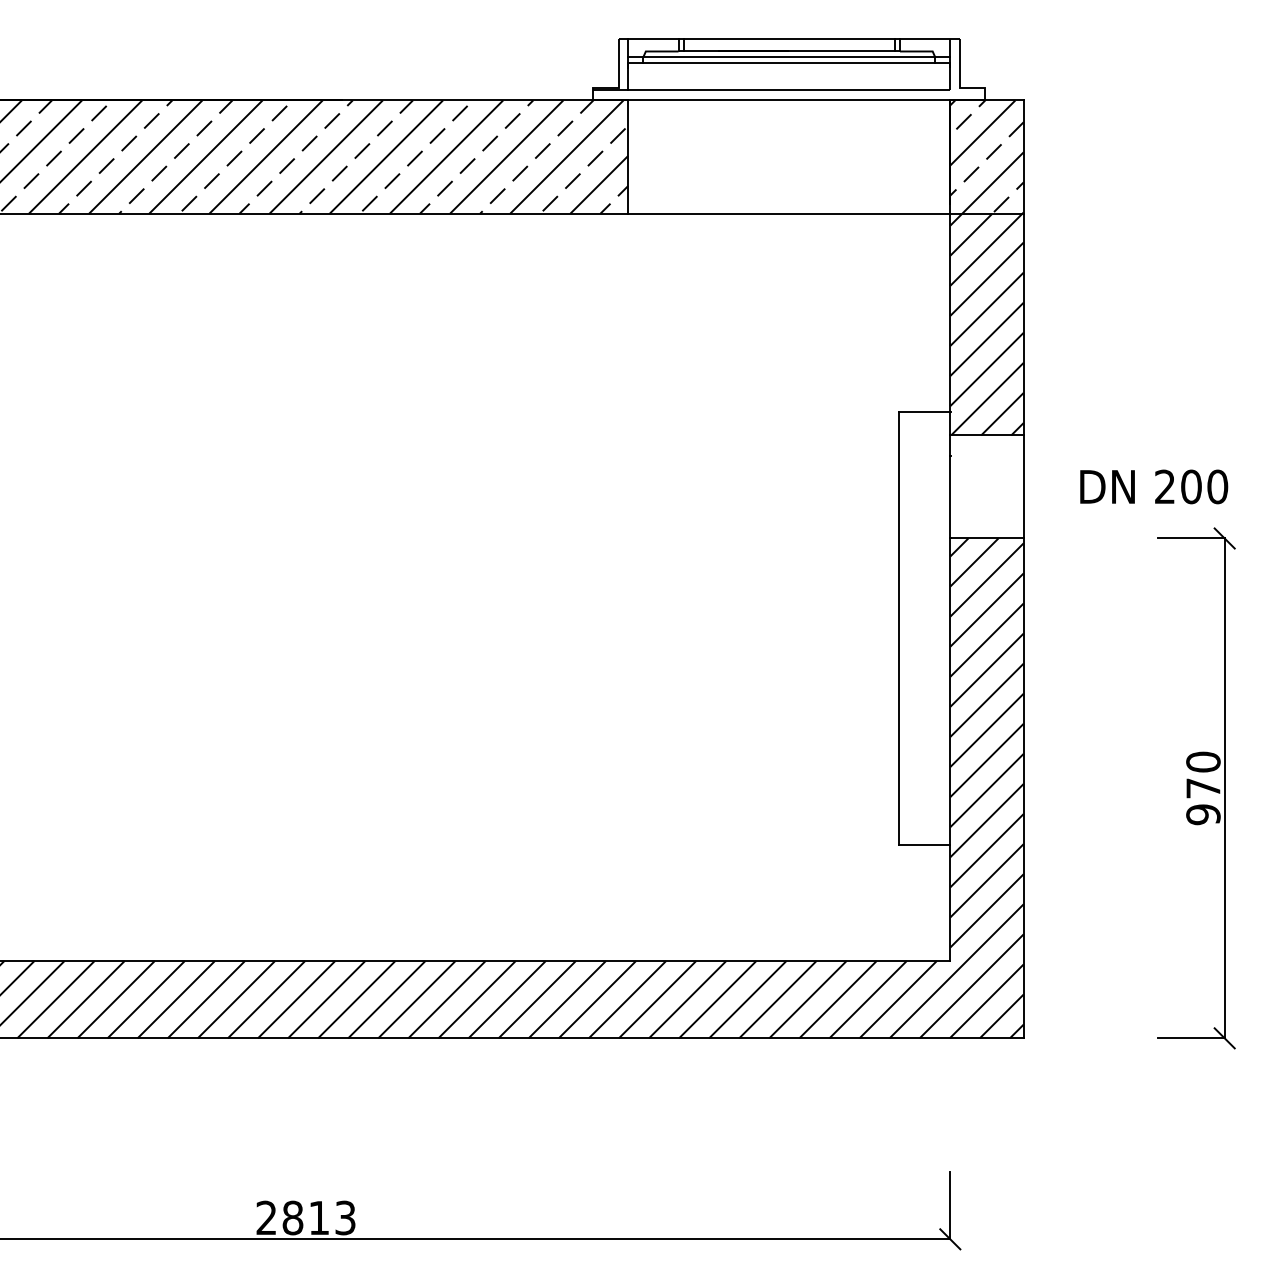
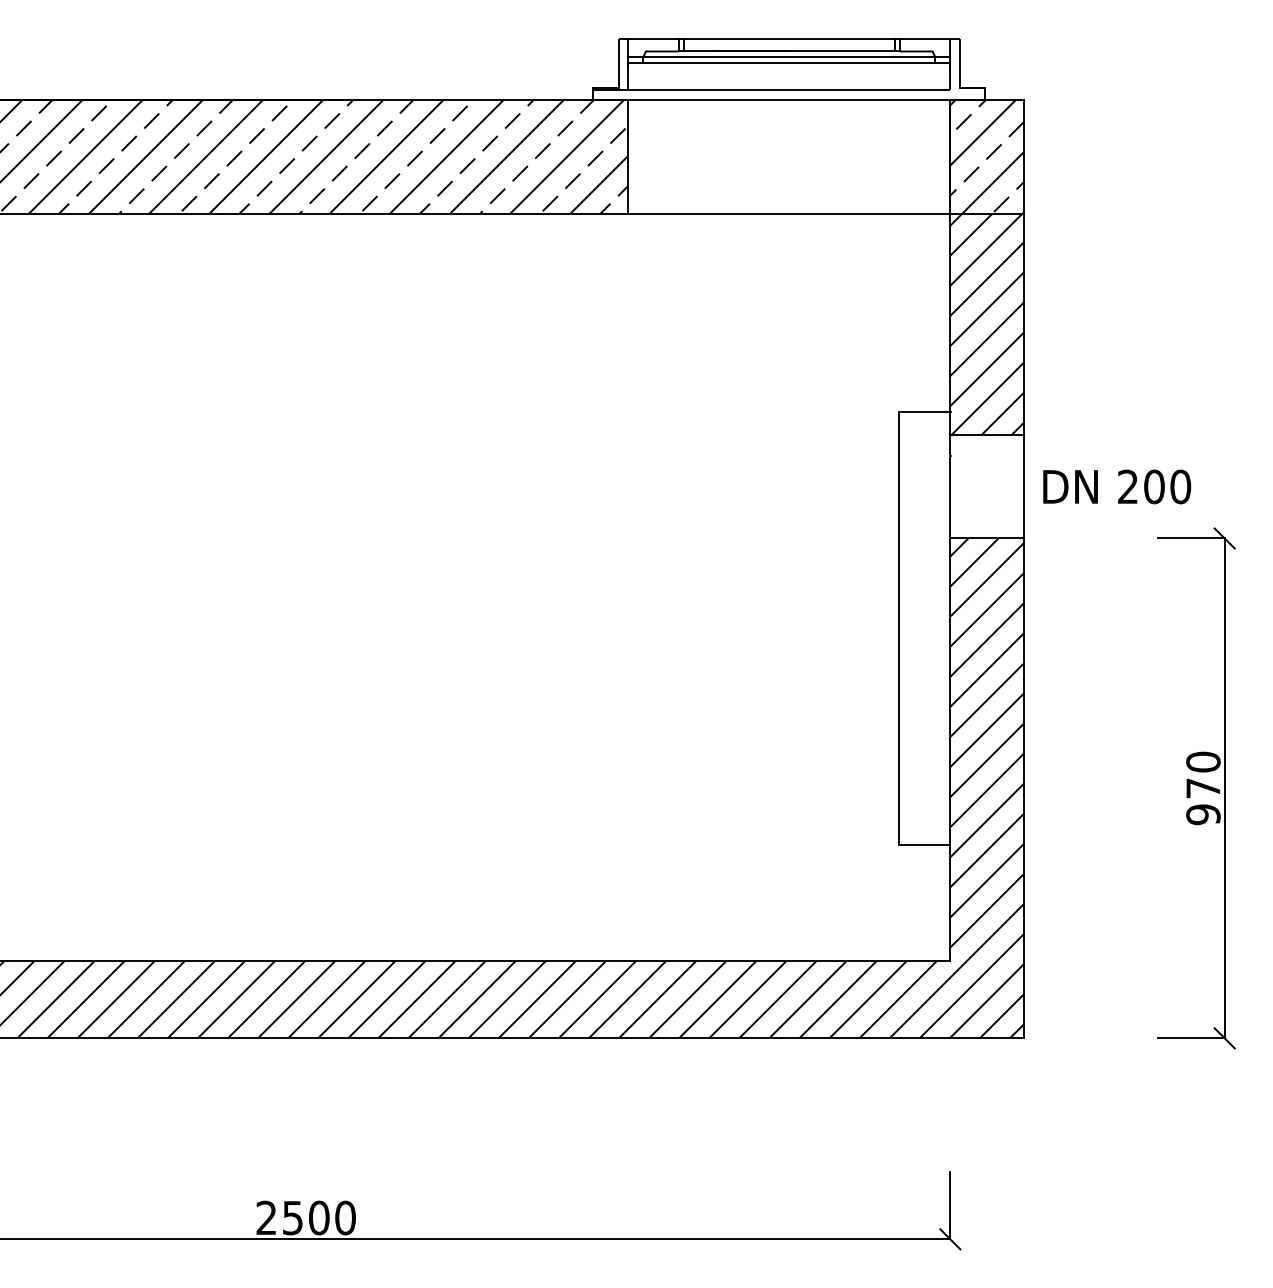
text position: (1154, 486) -> (1117, 486) (1117, 486)
text: 2813 -> 2500 (318, 1217)
